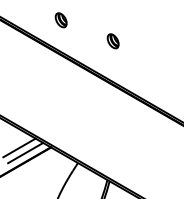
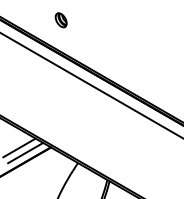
part: present -> none (112, 41)
line: none -> present (91, 84)
